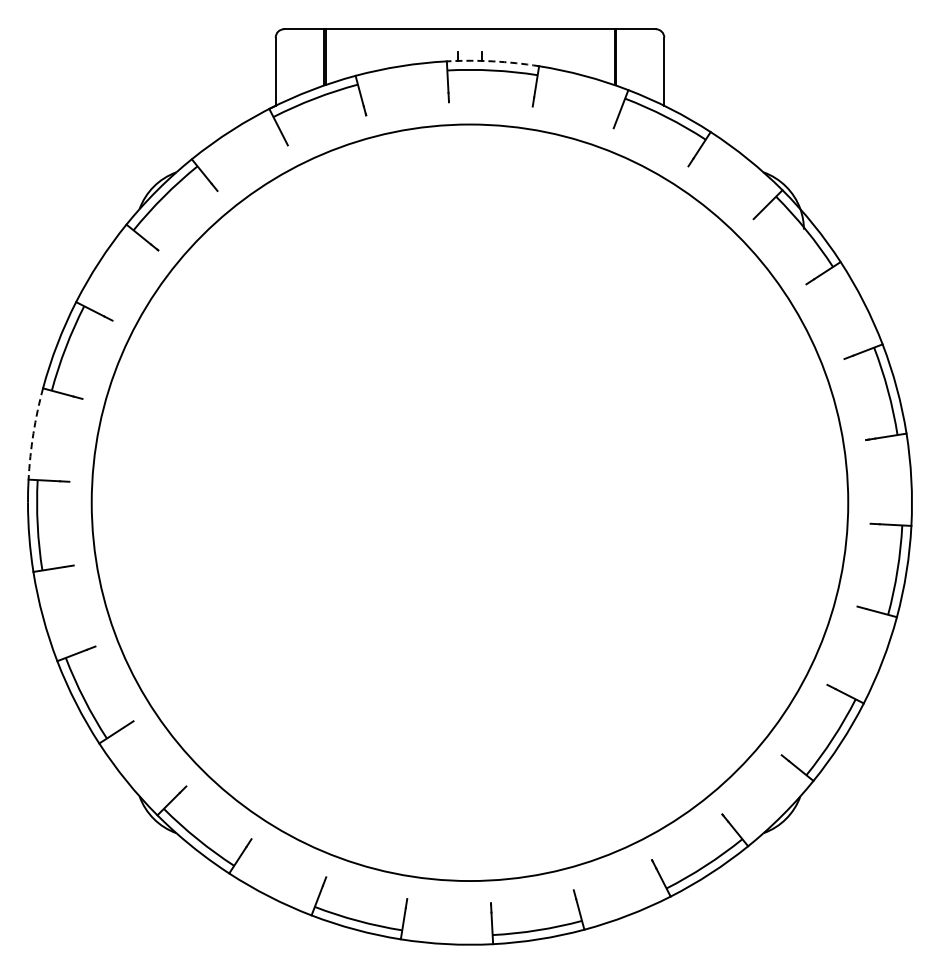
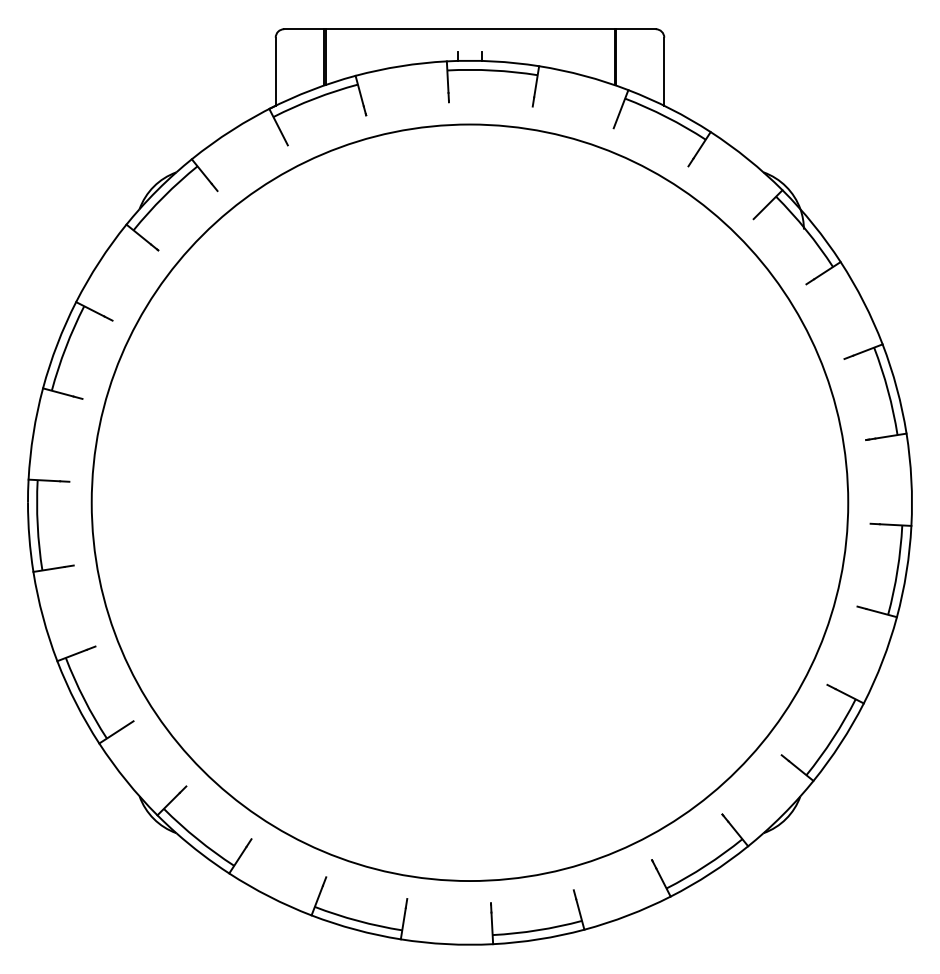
arc: dashed -> solid (493, 61)
arc: dashed -> solid (33, 433)
